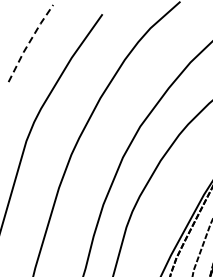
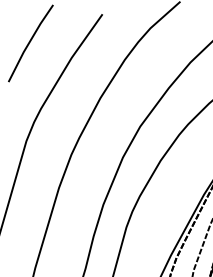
line: dashed -> solid (29, 42)
